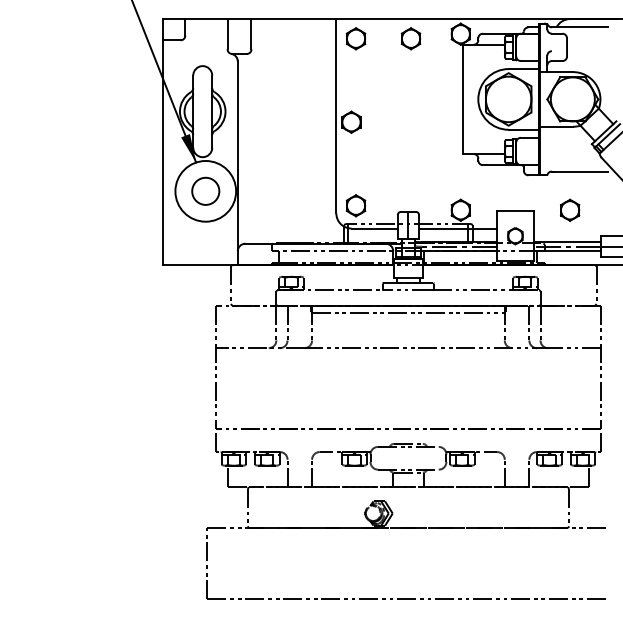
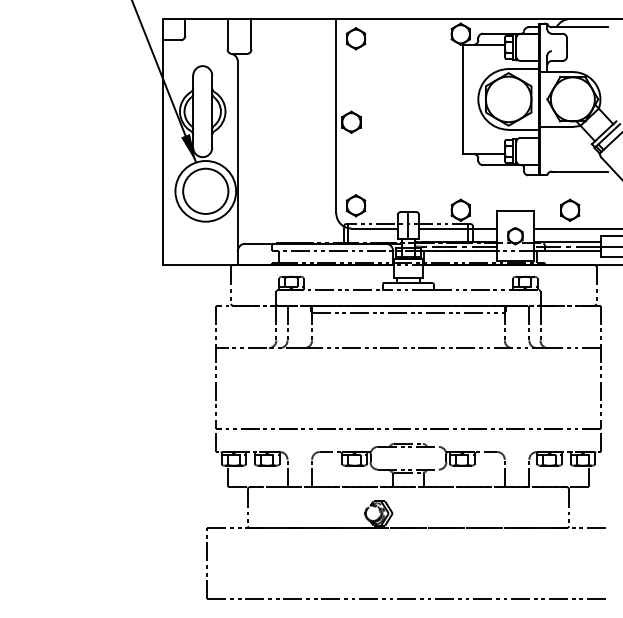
part: present -> none (410, 38)
circle diameter: 27 px -> 45 px (205, 190)
line: none -> present (576, 228)
